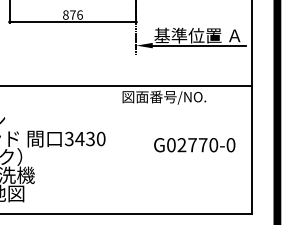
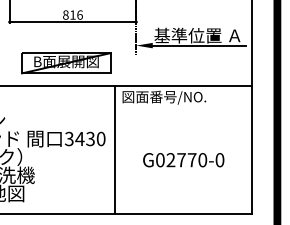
text: 876 -> 816 (72, 14)
part: none -> present (66, 63)
text position: (194, 145) -> (183, 160) (183, 160)
line: none -> present (115, 149)
